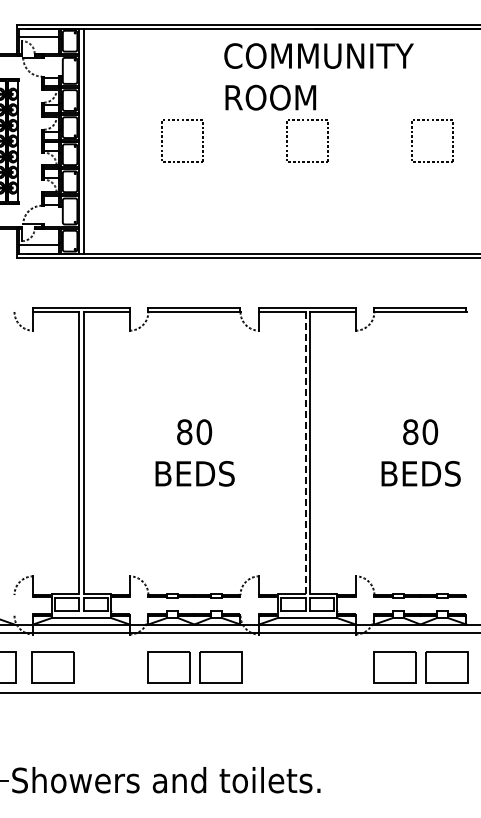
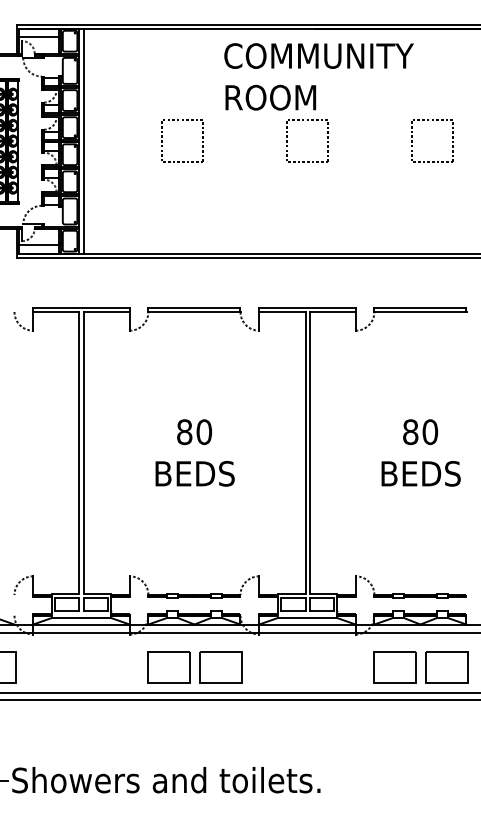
line: dashed -> solid (305, 453)
part: present -> none (52, 667)
line: none -> present (239, 699)
